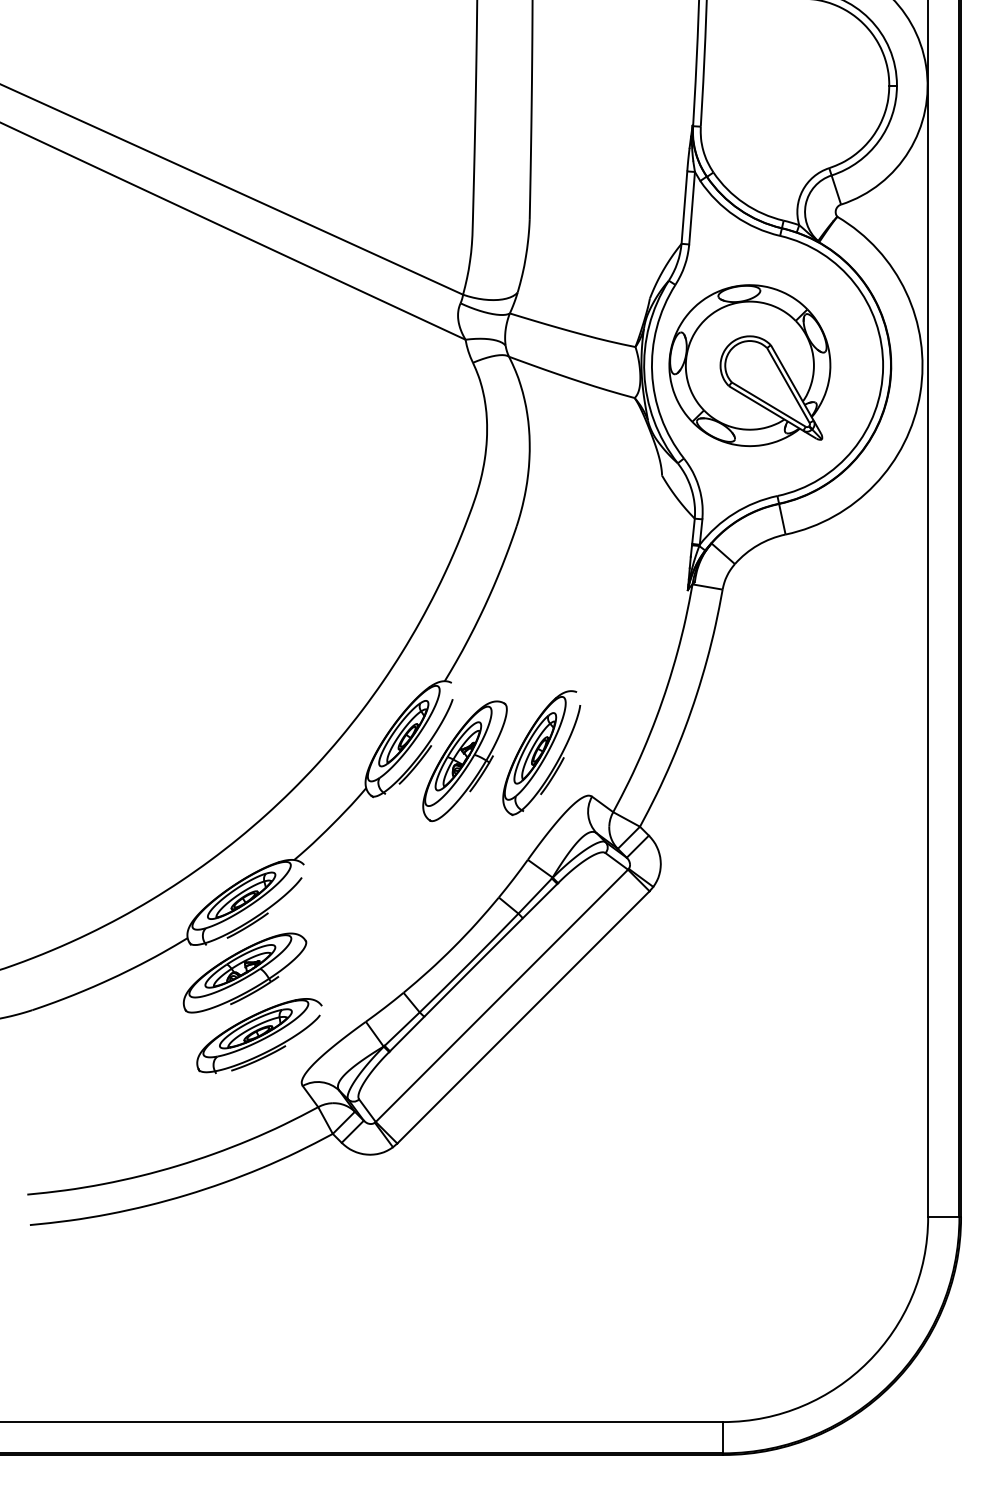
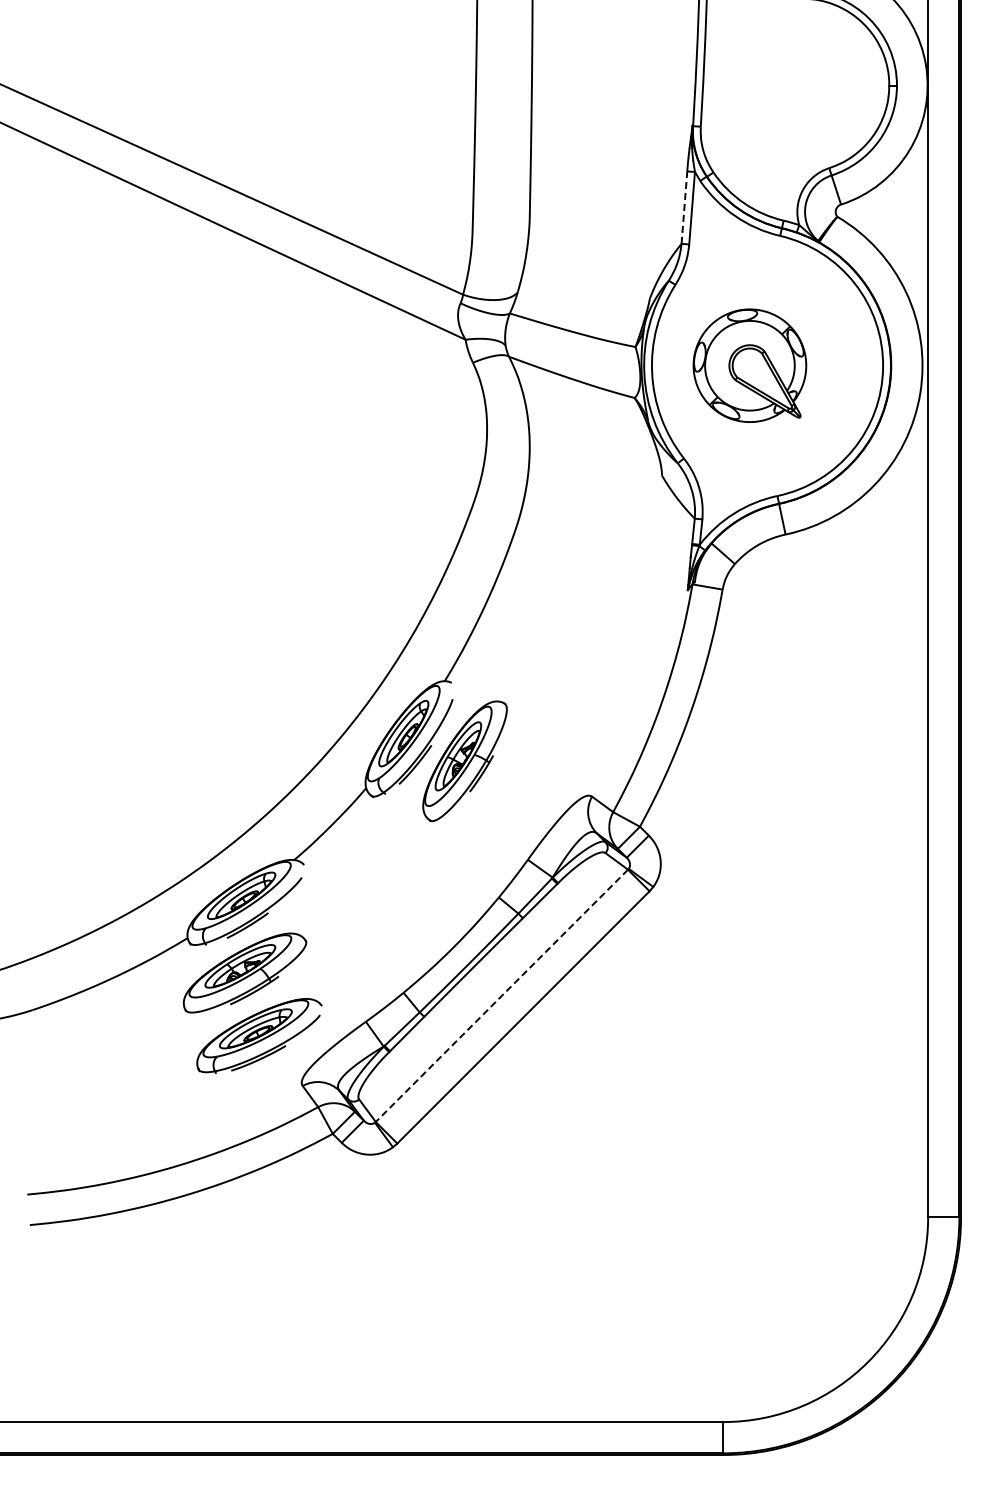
line: solid -> dashed (684, 207)
part size: 164x164 px -> 116x115 px (749, 365)
part: present -> none (541, 753)
line: solid -> dashed (501, 996)
